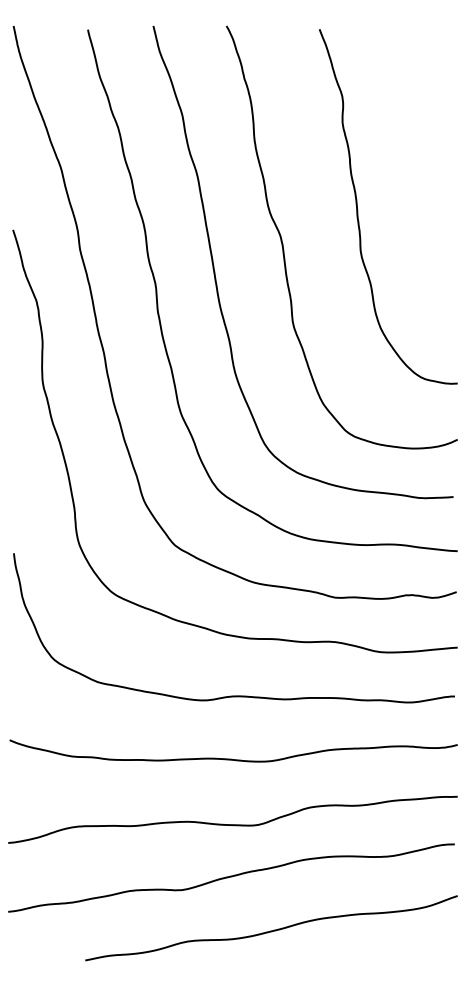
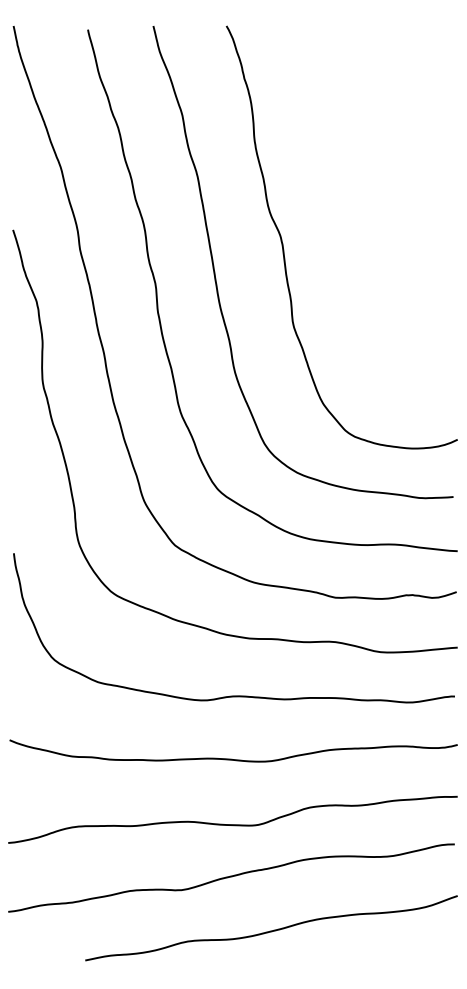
curve: present -> none (358, 209)
